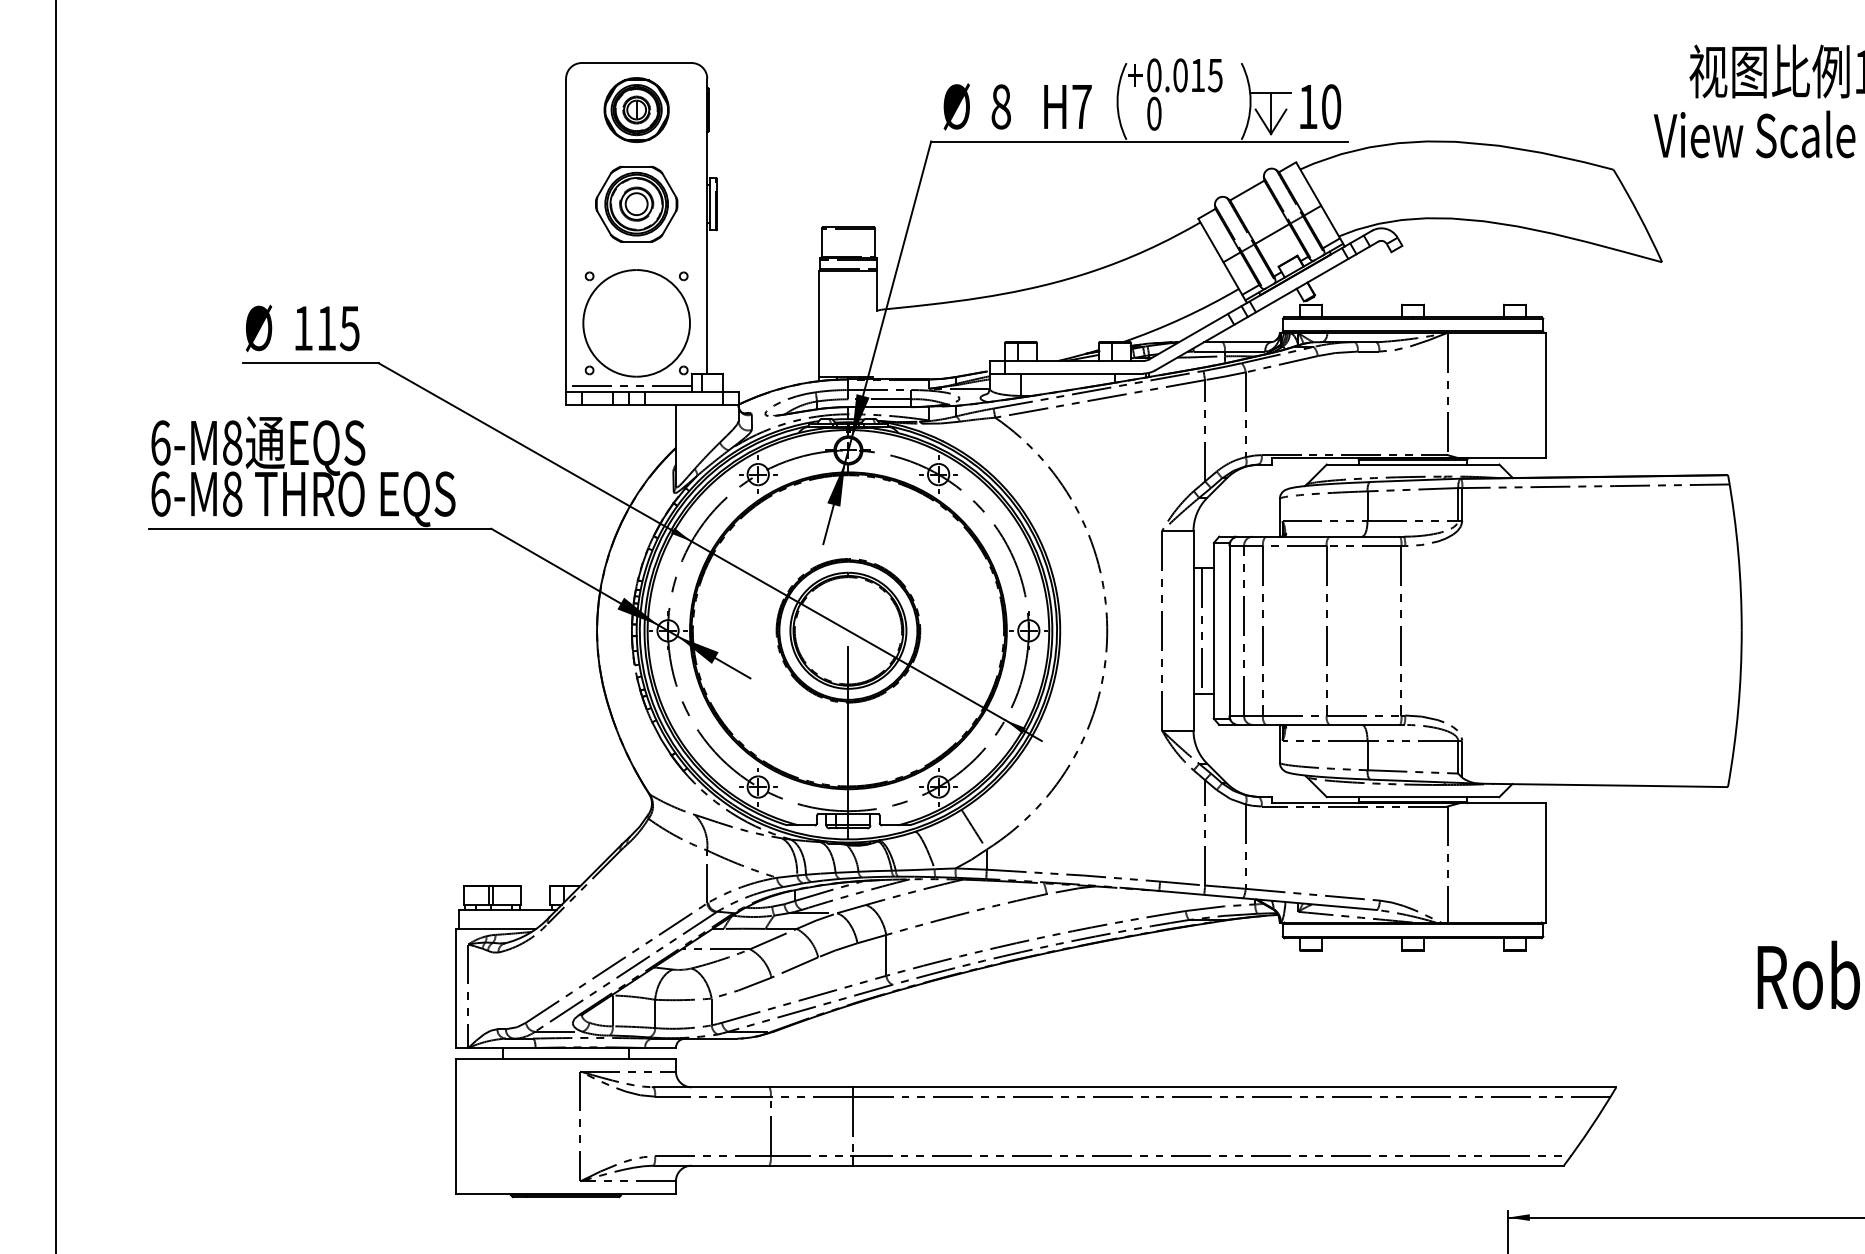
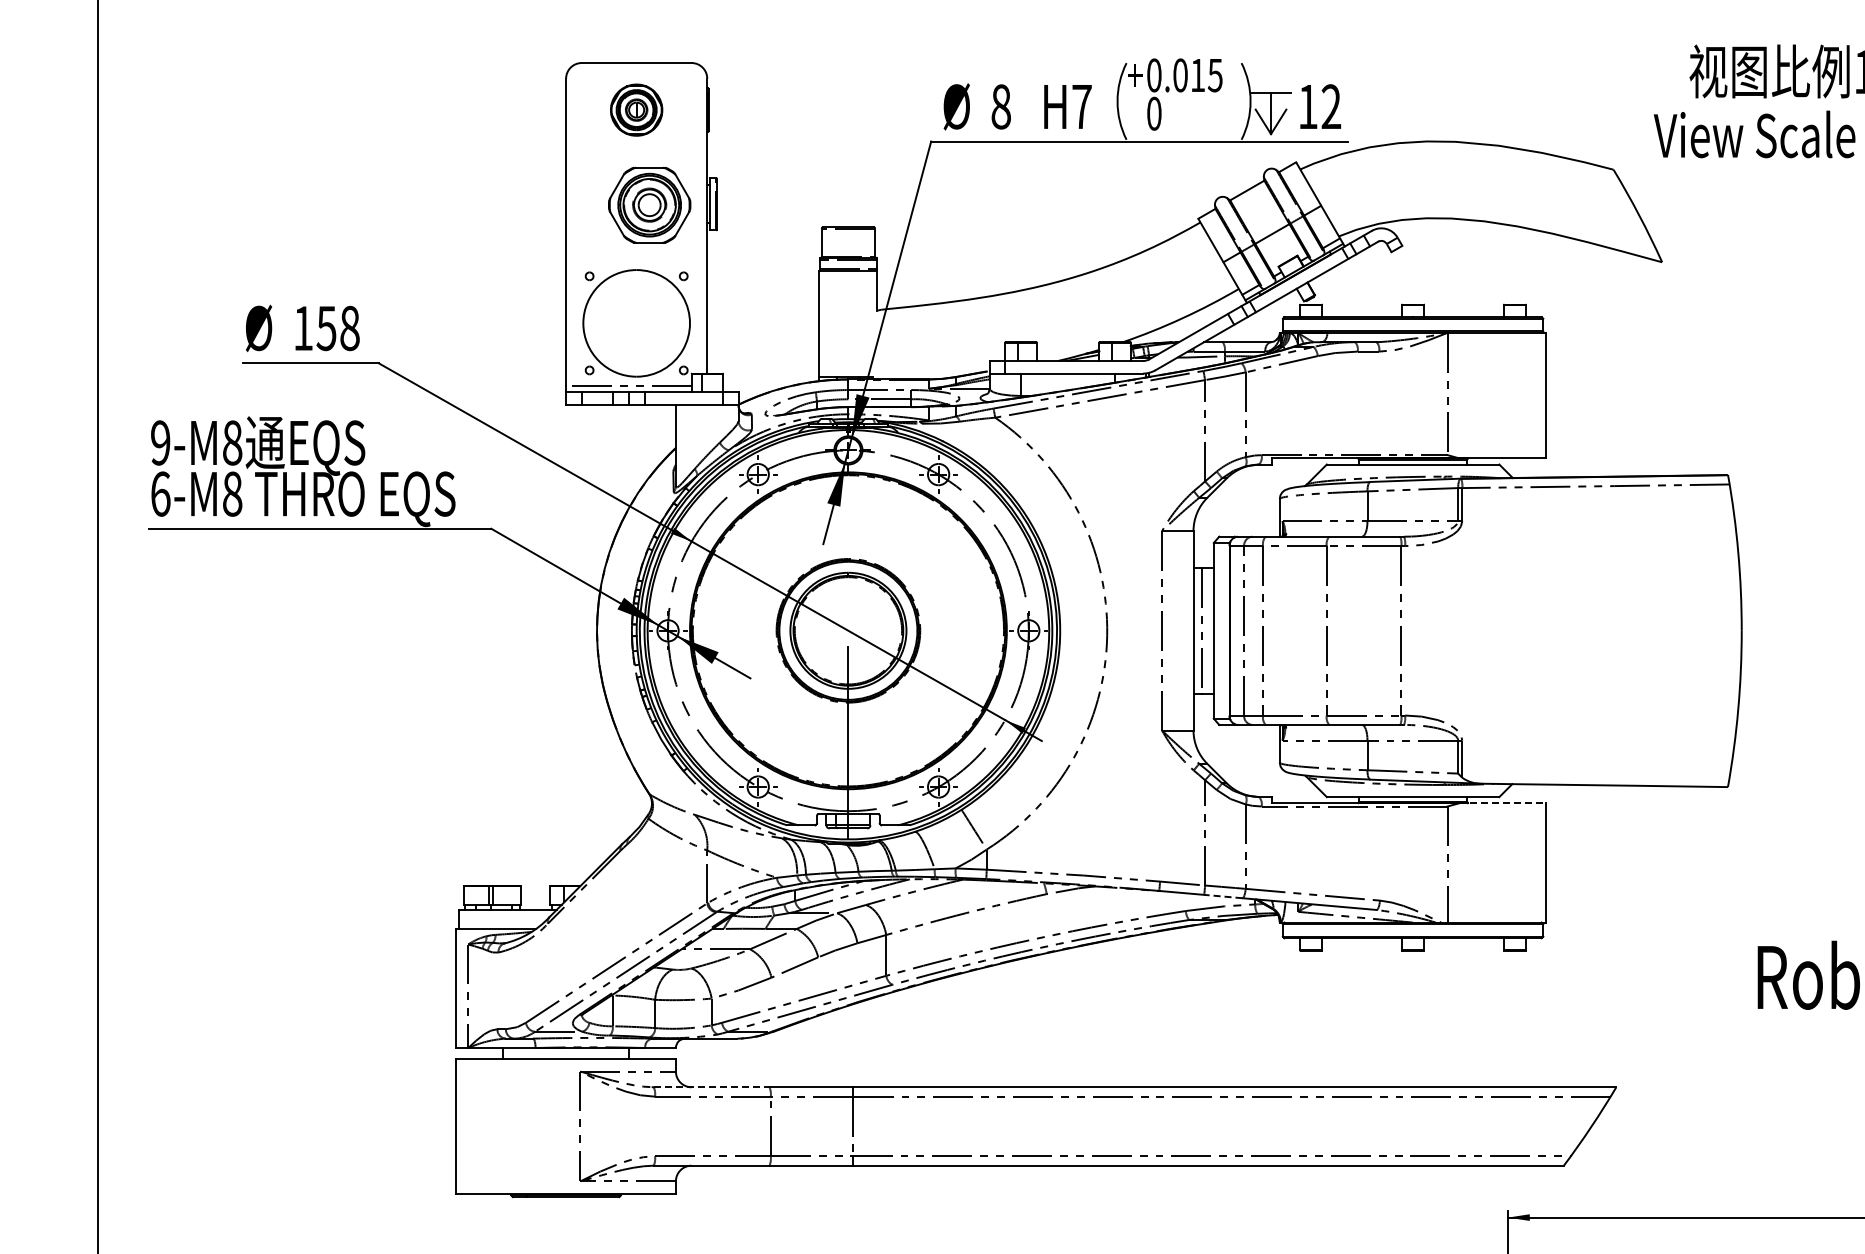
text: 10 -> 12 (1331, 106)
part size: 67x67 px -> 54x54 px (636, 109)
part position: (636, 203) -> (649, 204) (649, 204)
text: 115 -> 158 (337, 328)
text: 6-M8 -> 9-M8 (160, 442)
line position: (55, 626) -> (97, 626) (97, 626)
line: solid -> dashed (1502, 803)
line: solid -> dashed (1222, 896)
line: solid -> dashed (711, 1087)
